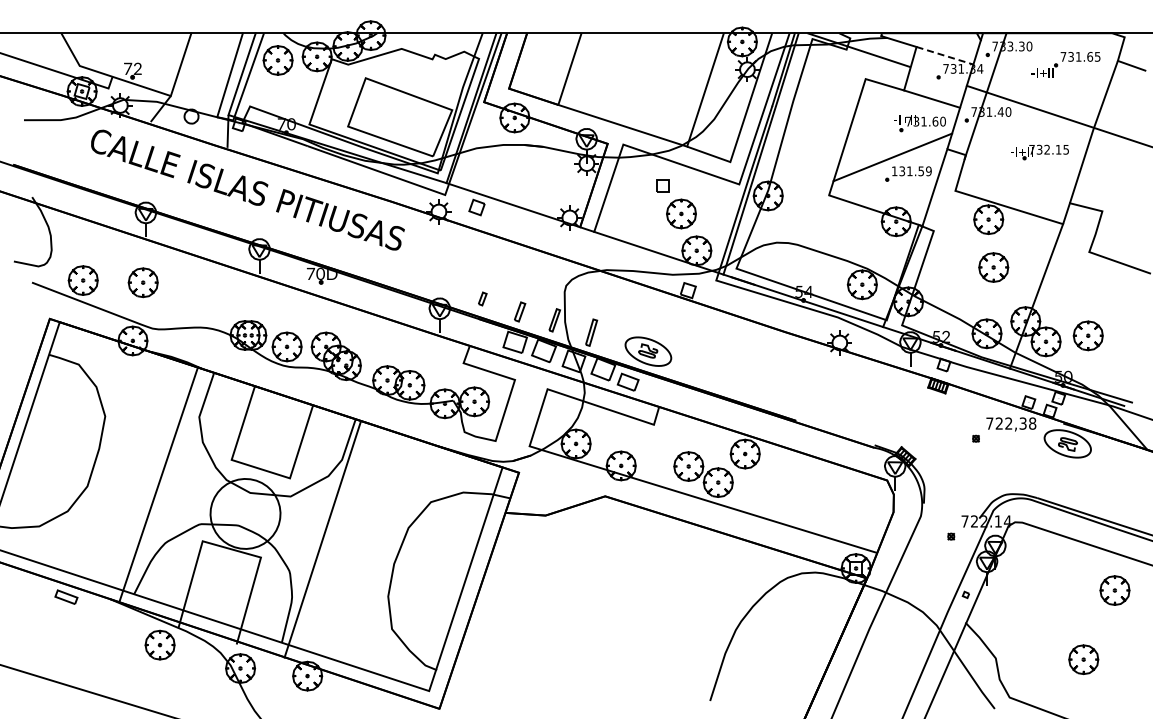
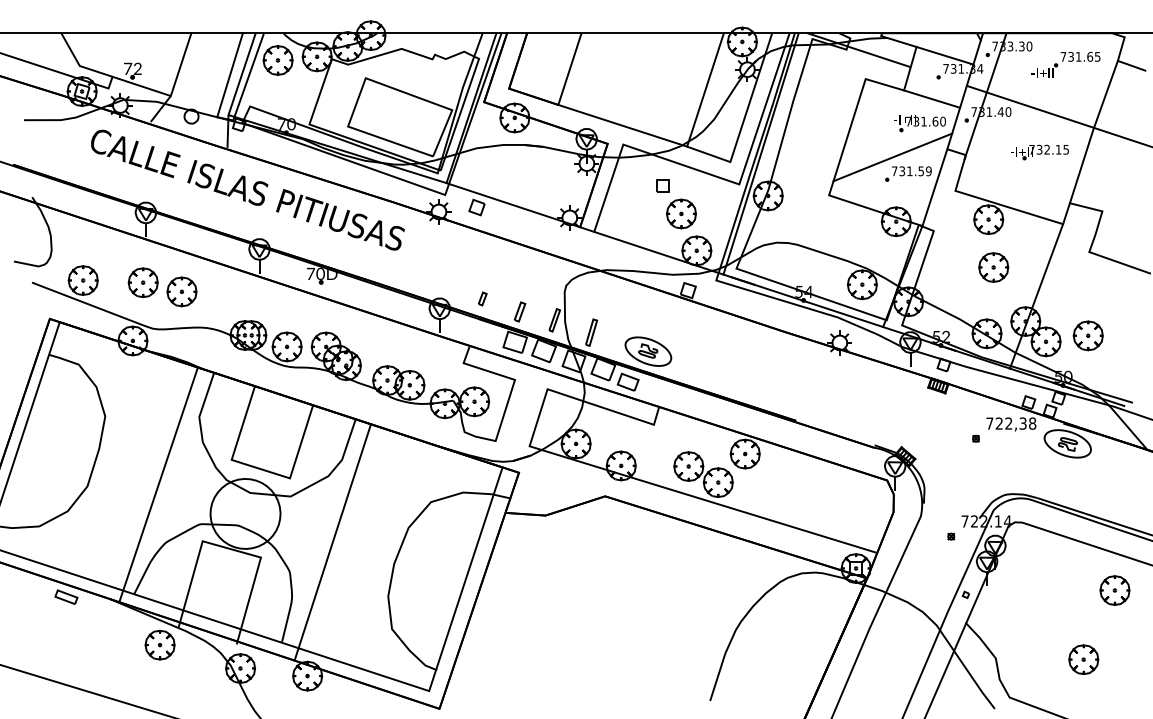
line: dashed -> solid (944, 55)
text: 131.59 -> 731.59 (894, 171)
part: none -> present (181, 291)
line position: (322, 539) -> (332, 542) (332, 542)
